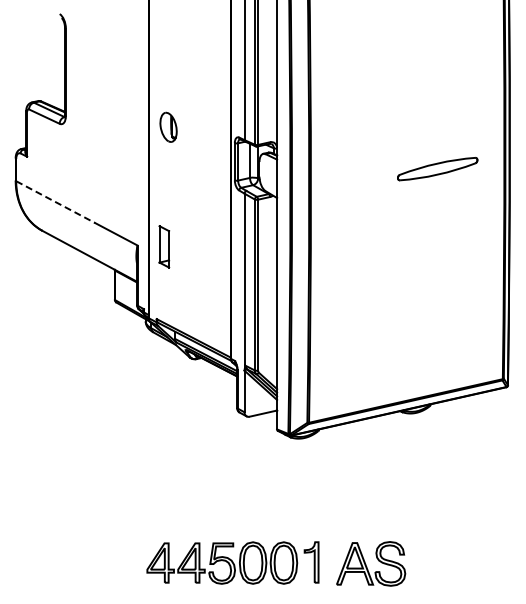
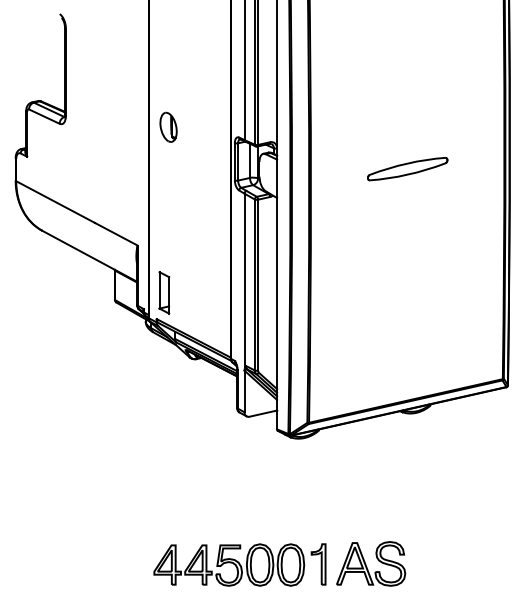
part position: (437, 169) -> (407, 169) (407, 169)
line: dashed -> solid (55, 202)
part position: (164, 246) -> (164, 292) (164, 292)
part position: (232, 562) -> (239, 564) (239, 564)
